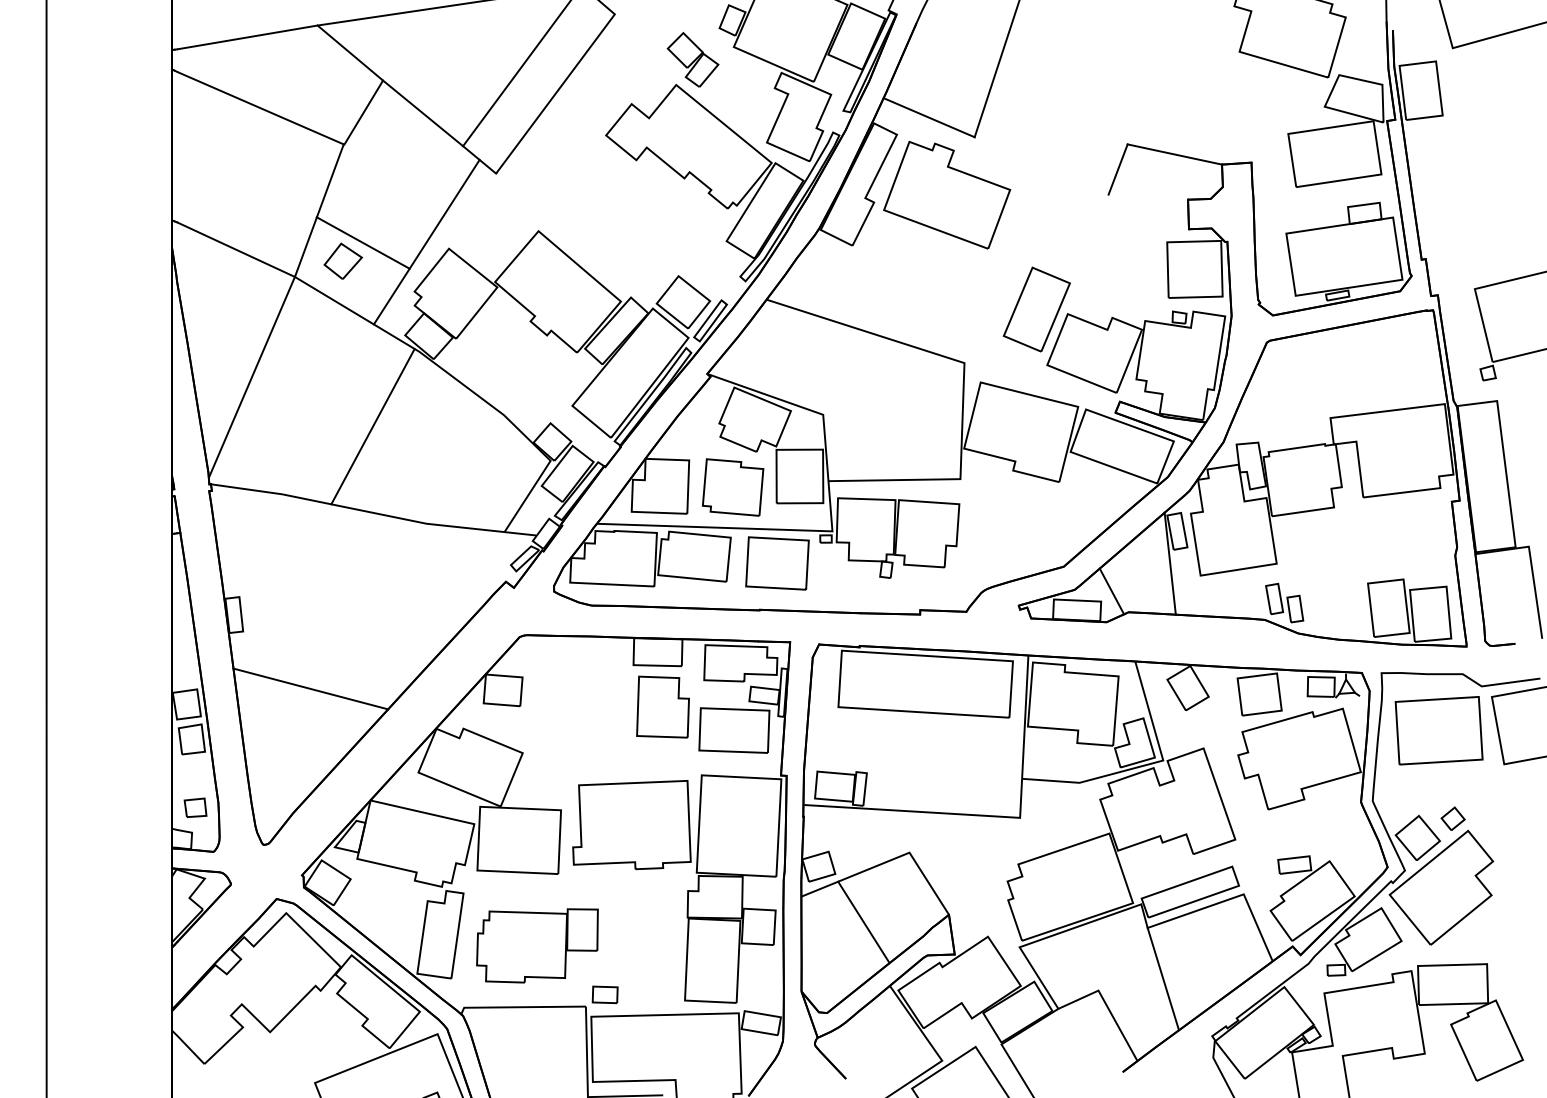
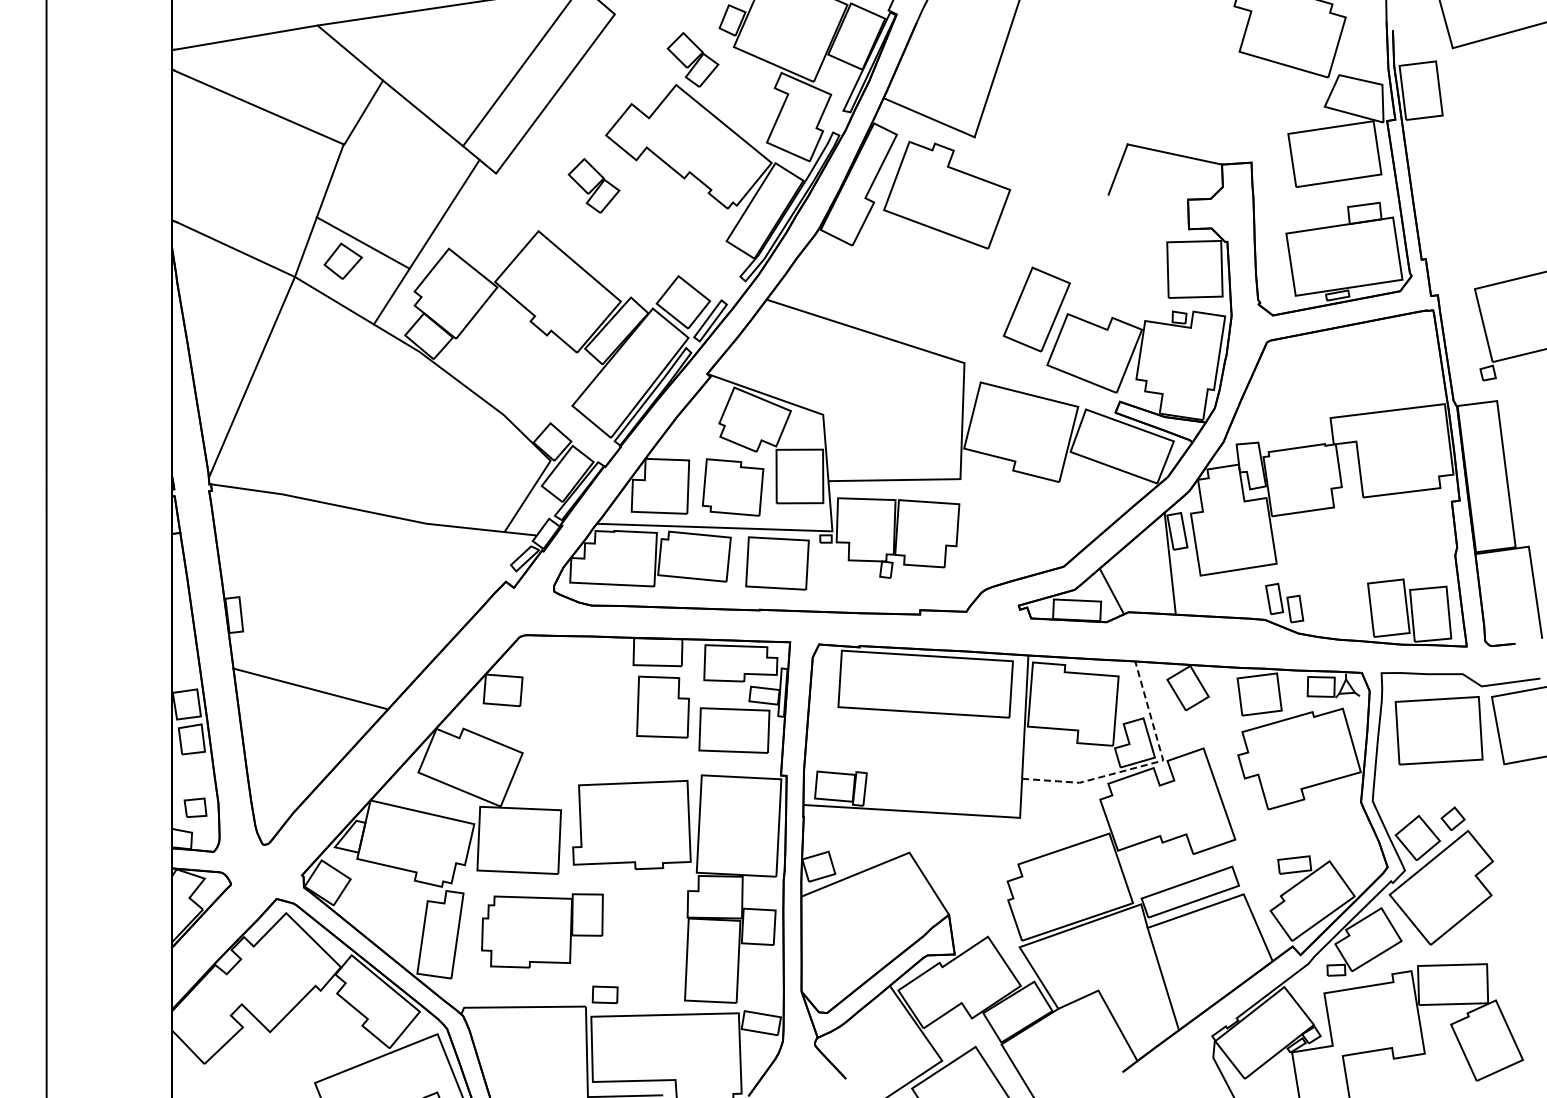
part: none -> present (593, 185)
line: present -> none (372, 426)
line: solid -> dashed (1143, 765)
line: present -> none (863, 922)
part position: (537, 945) -> (542, 930) (542, 930)
